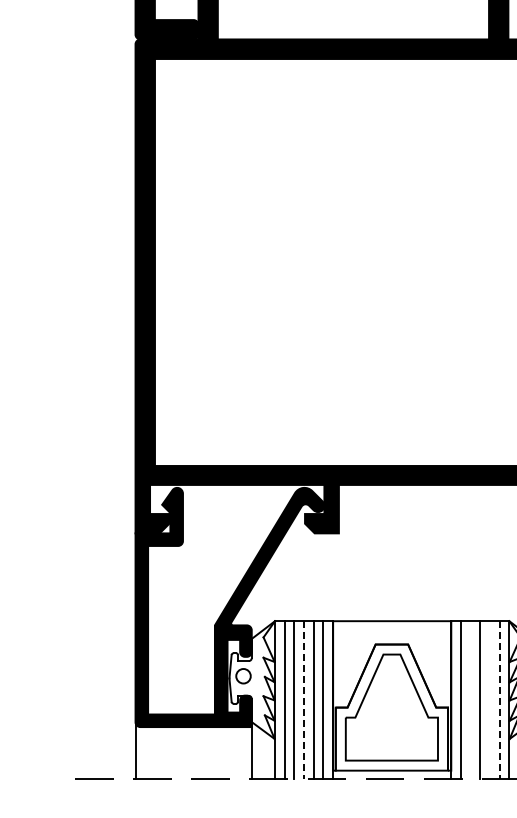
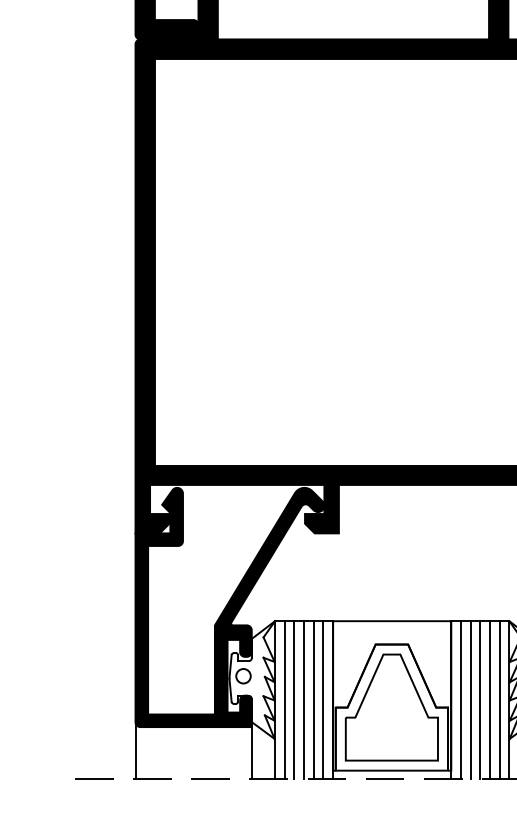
line: dashed -> solid (304, 700)
line: none -> present (470, 700)
line: none -> present (489, 700)
line: dashed -> solid (499, 700)
